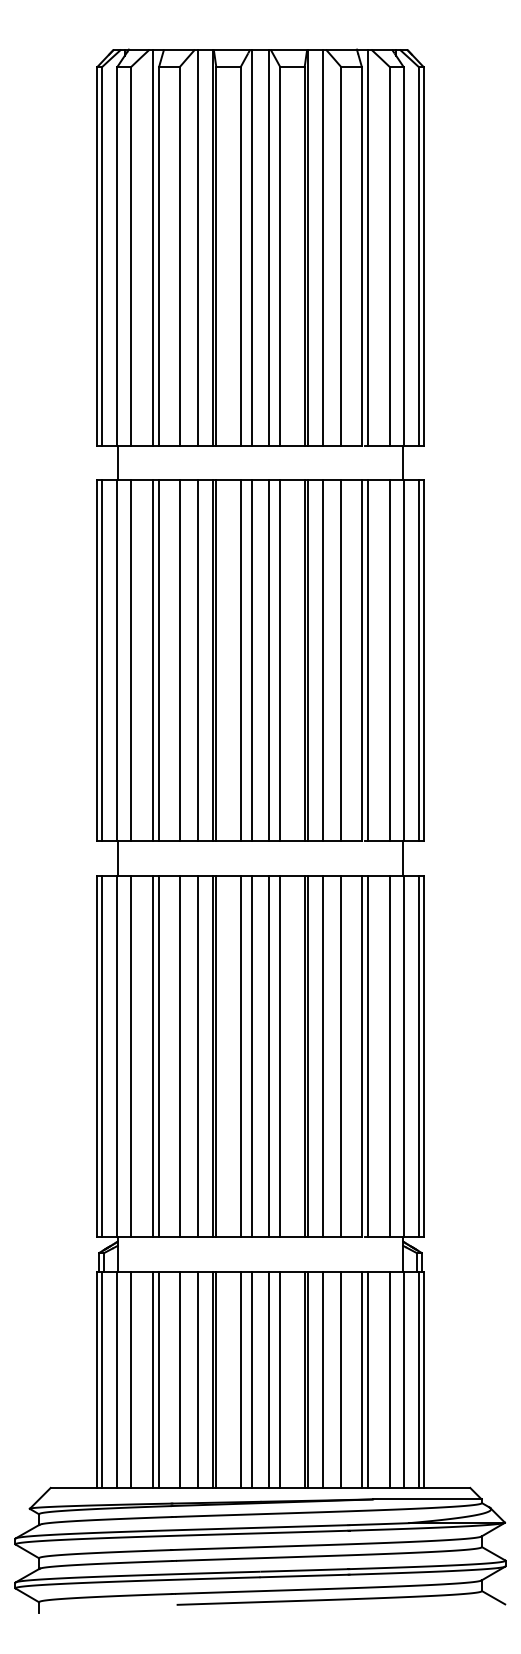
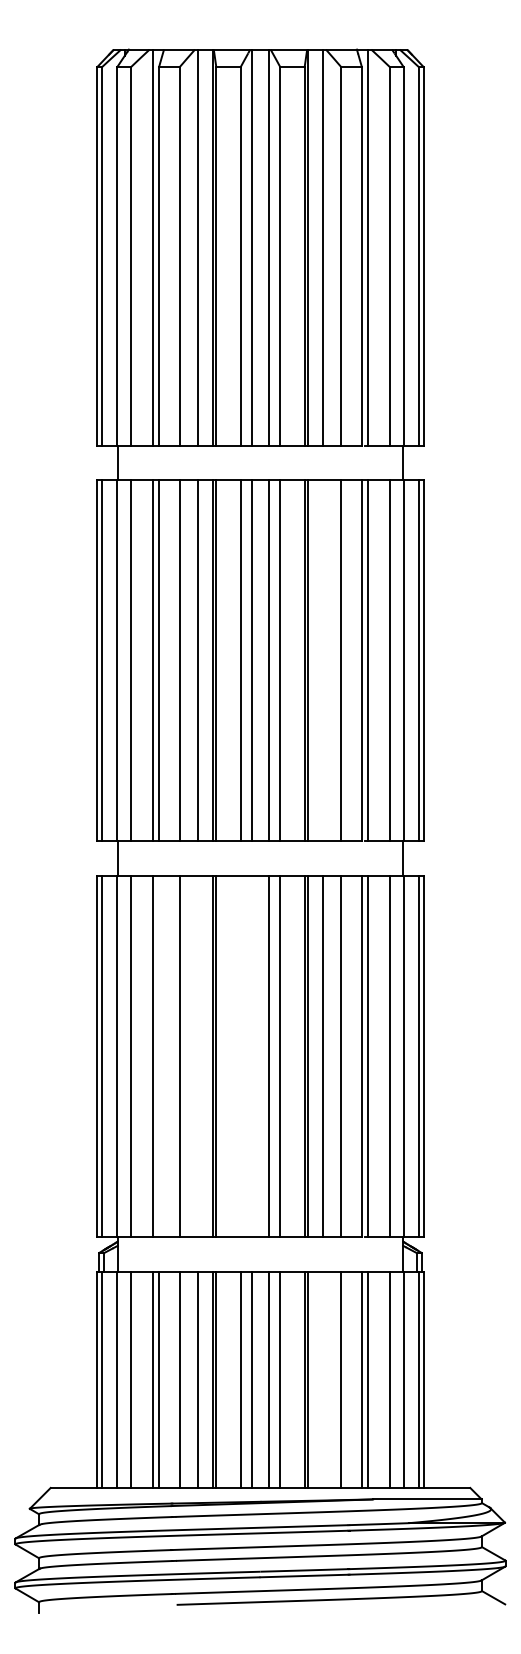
line: present -> none (323, 660)
line: present -> none (159, 1056)
line: present -> none (197, 1056)
line: present -> none (240, 1056)
line: present -> none (252, 1056)
line: present -> none (323, 1379)
